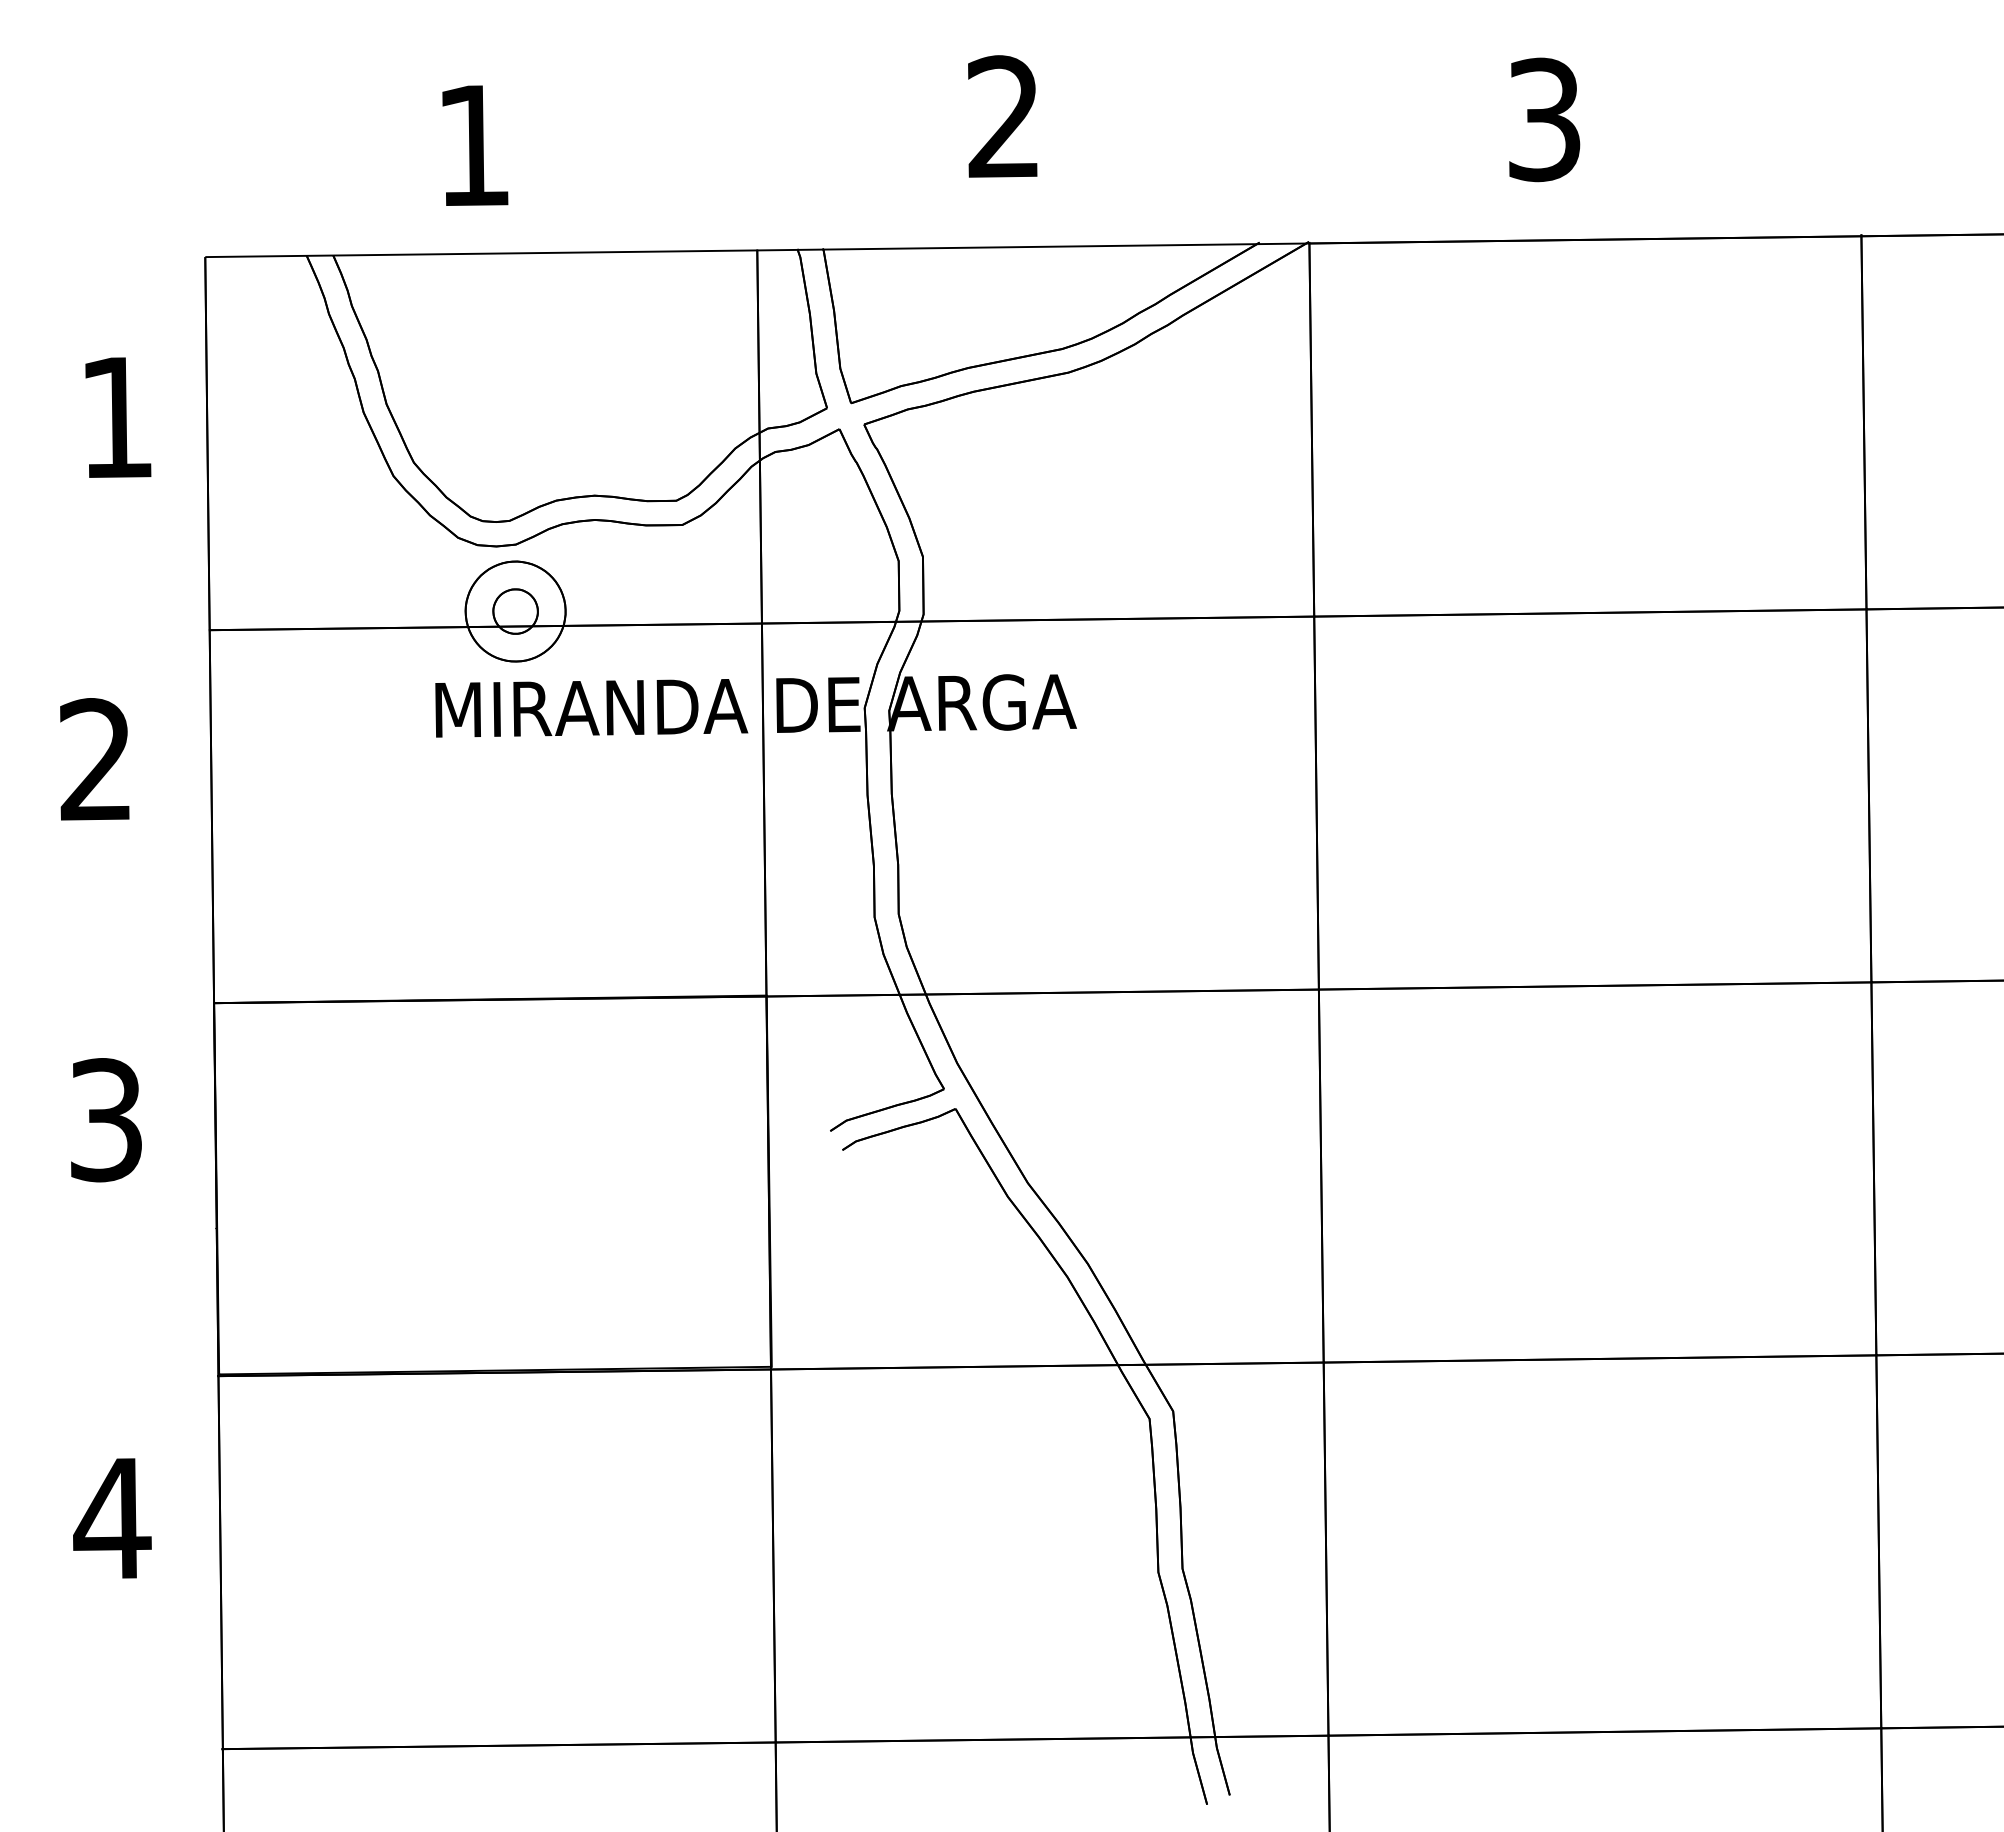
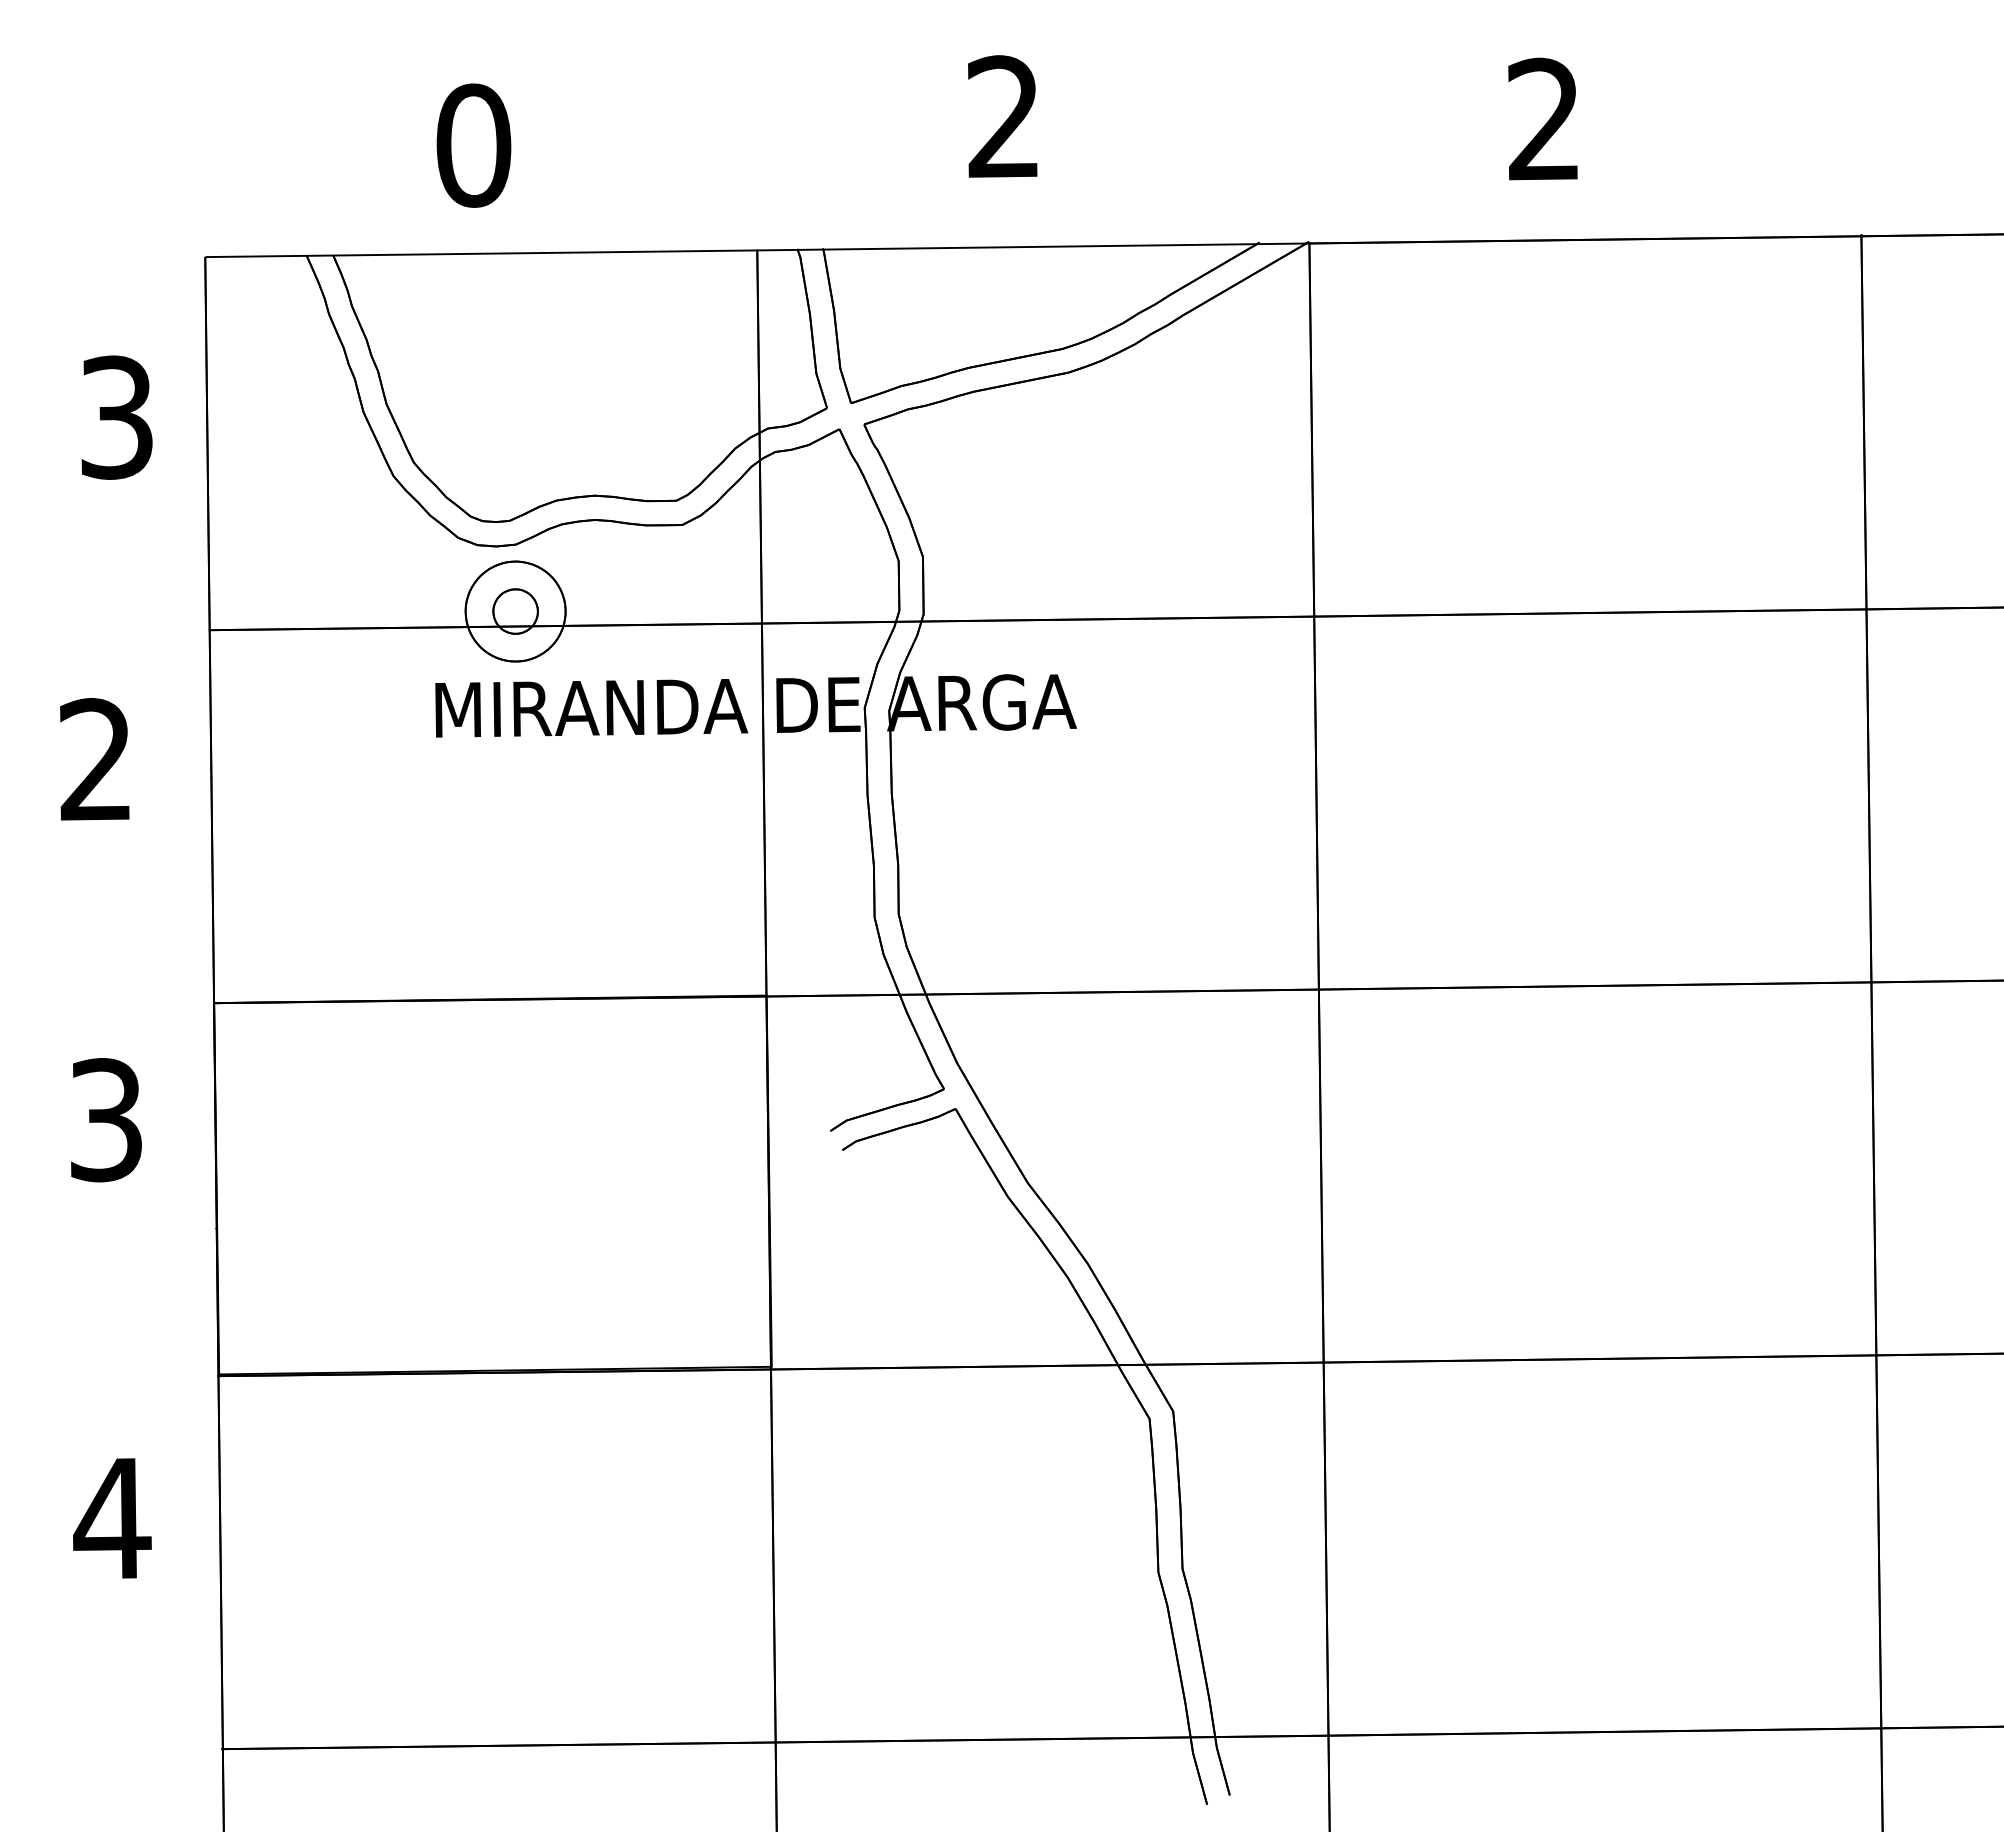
text: 3 -> 2 (1544, 119)
text: 1 -> 0 (473, 145)
text: 1 -> 3 (116, 417)
